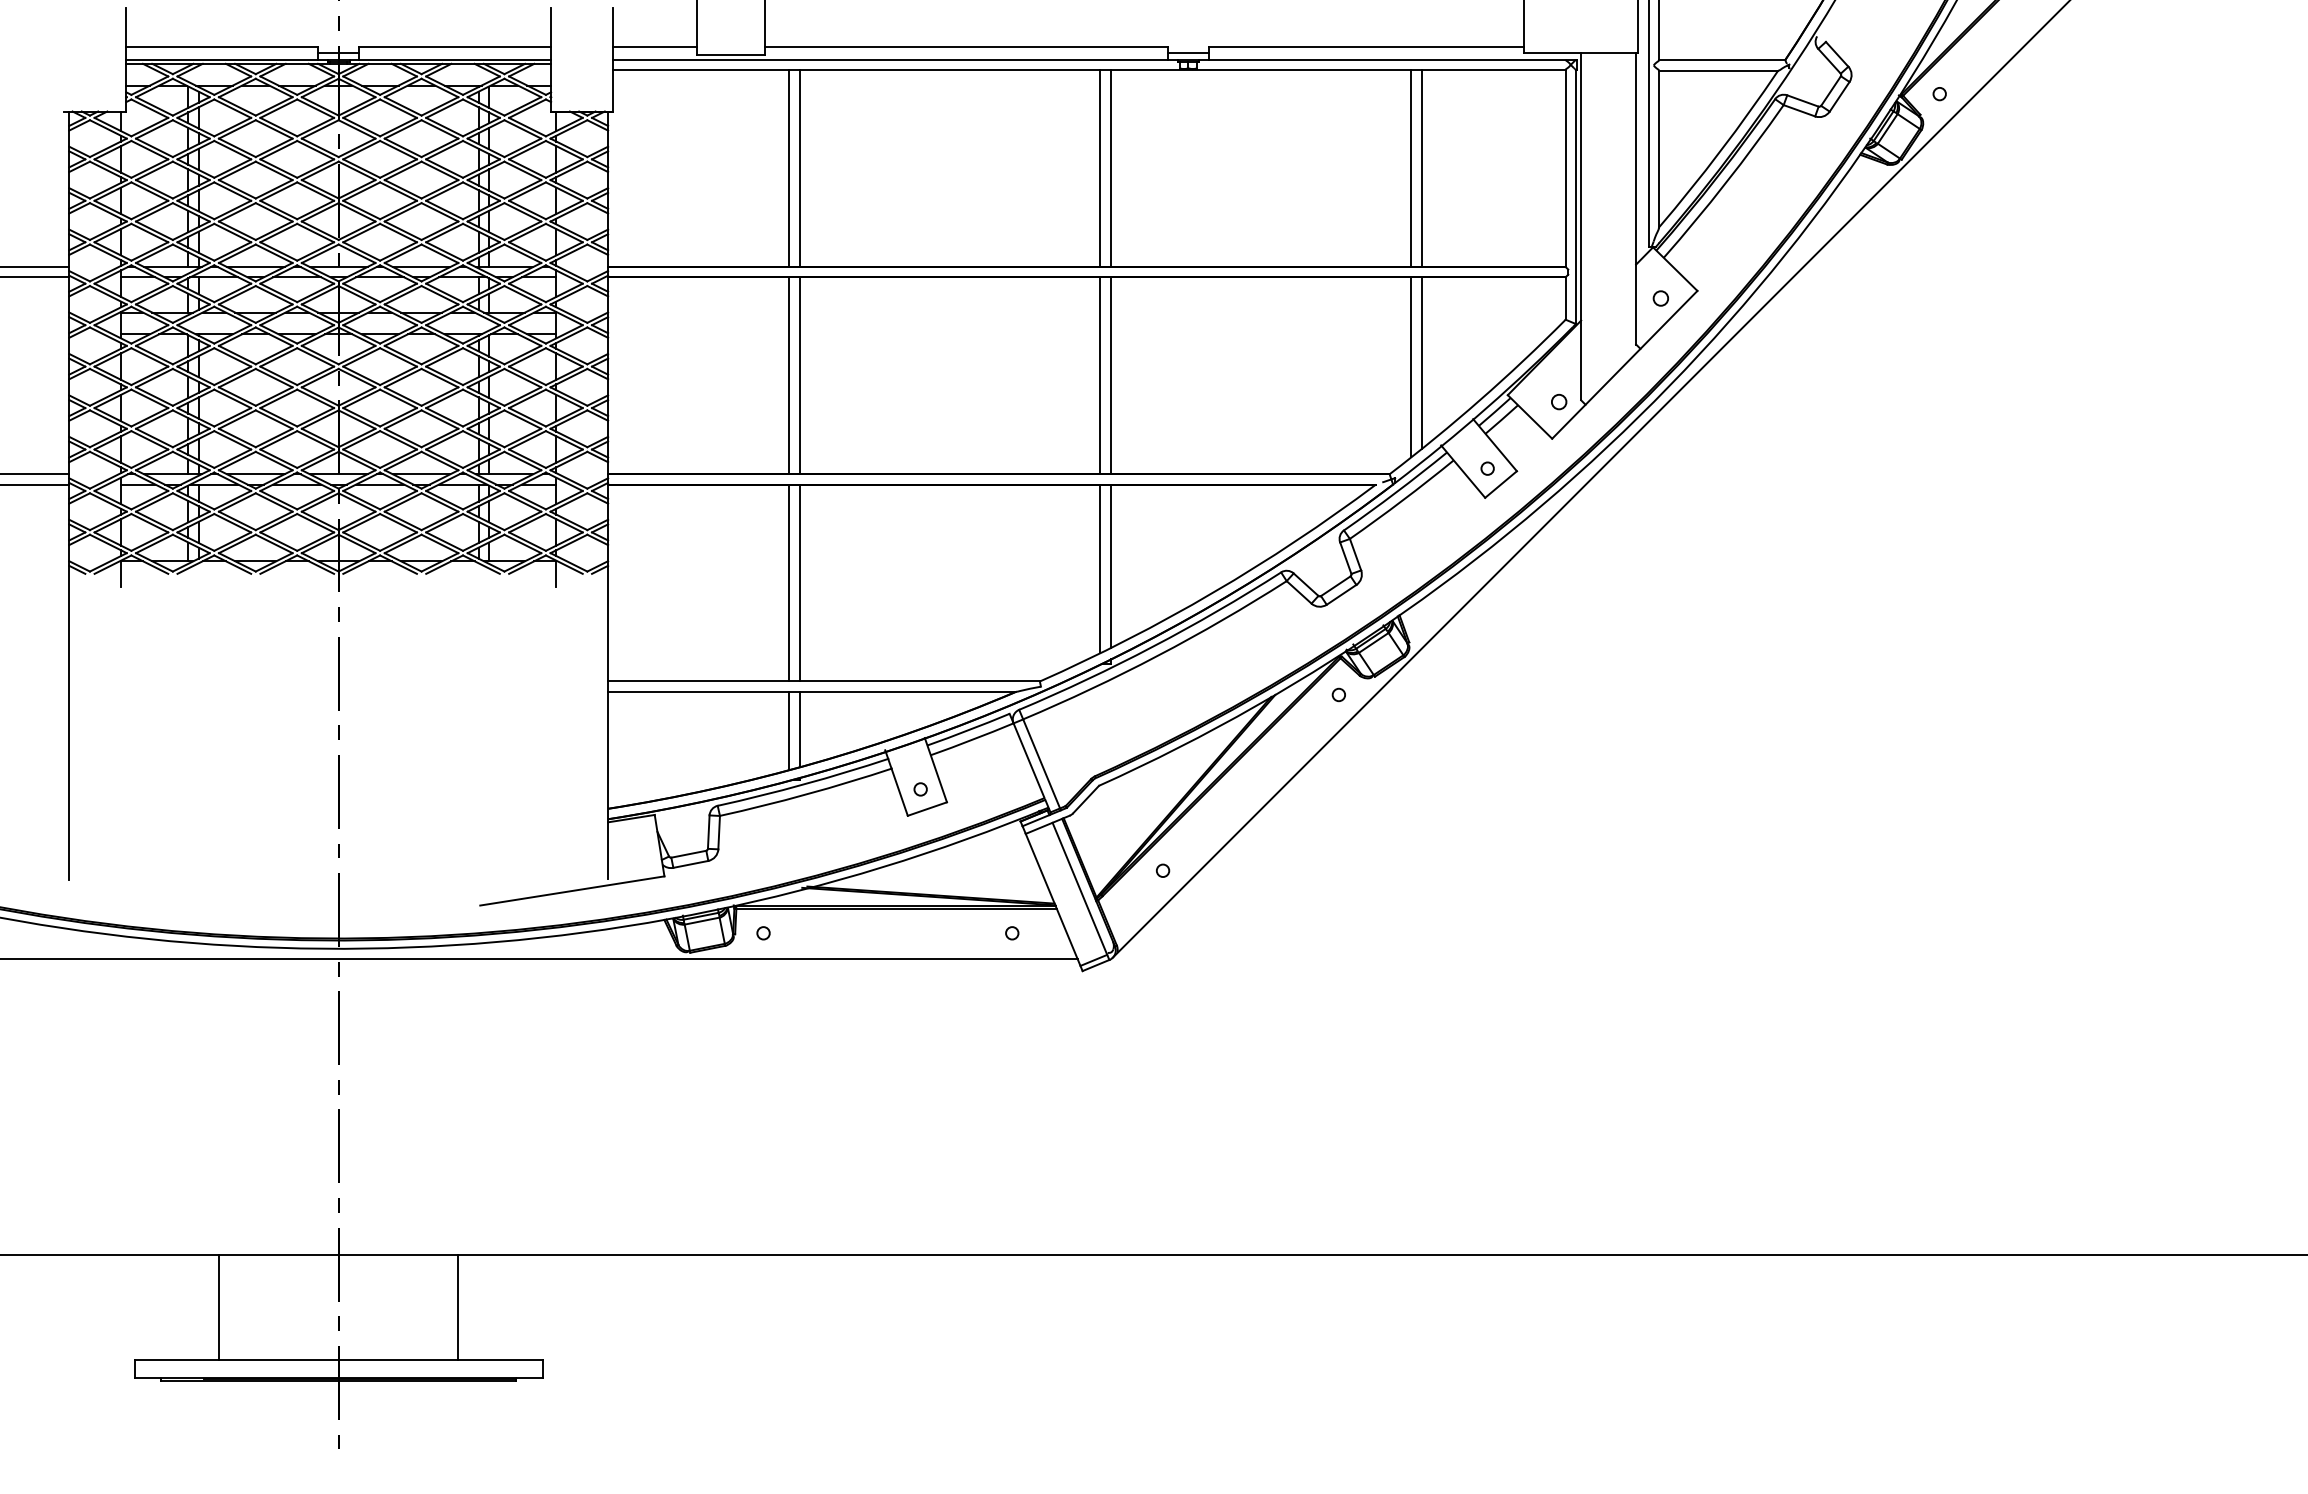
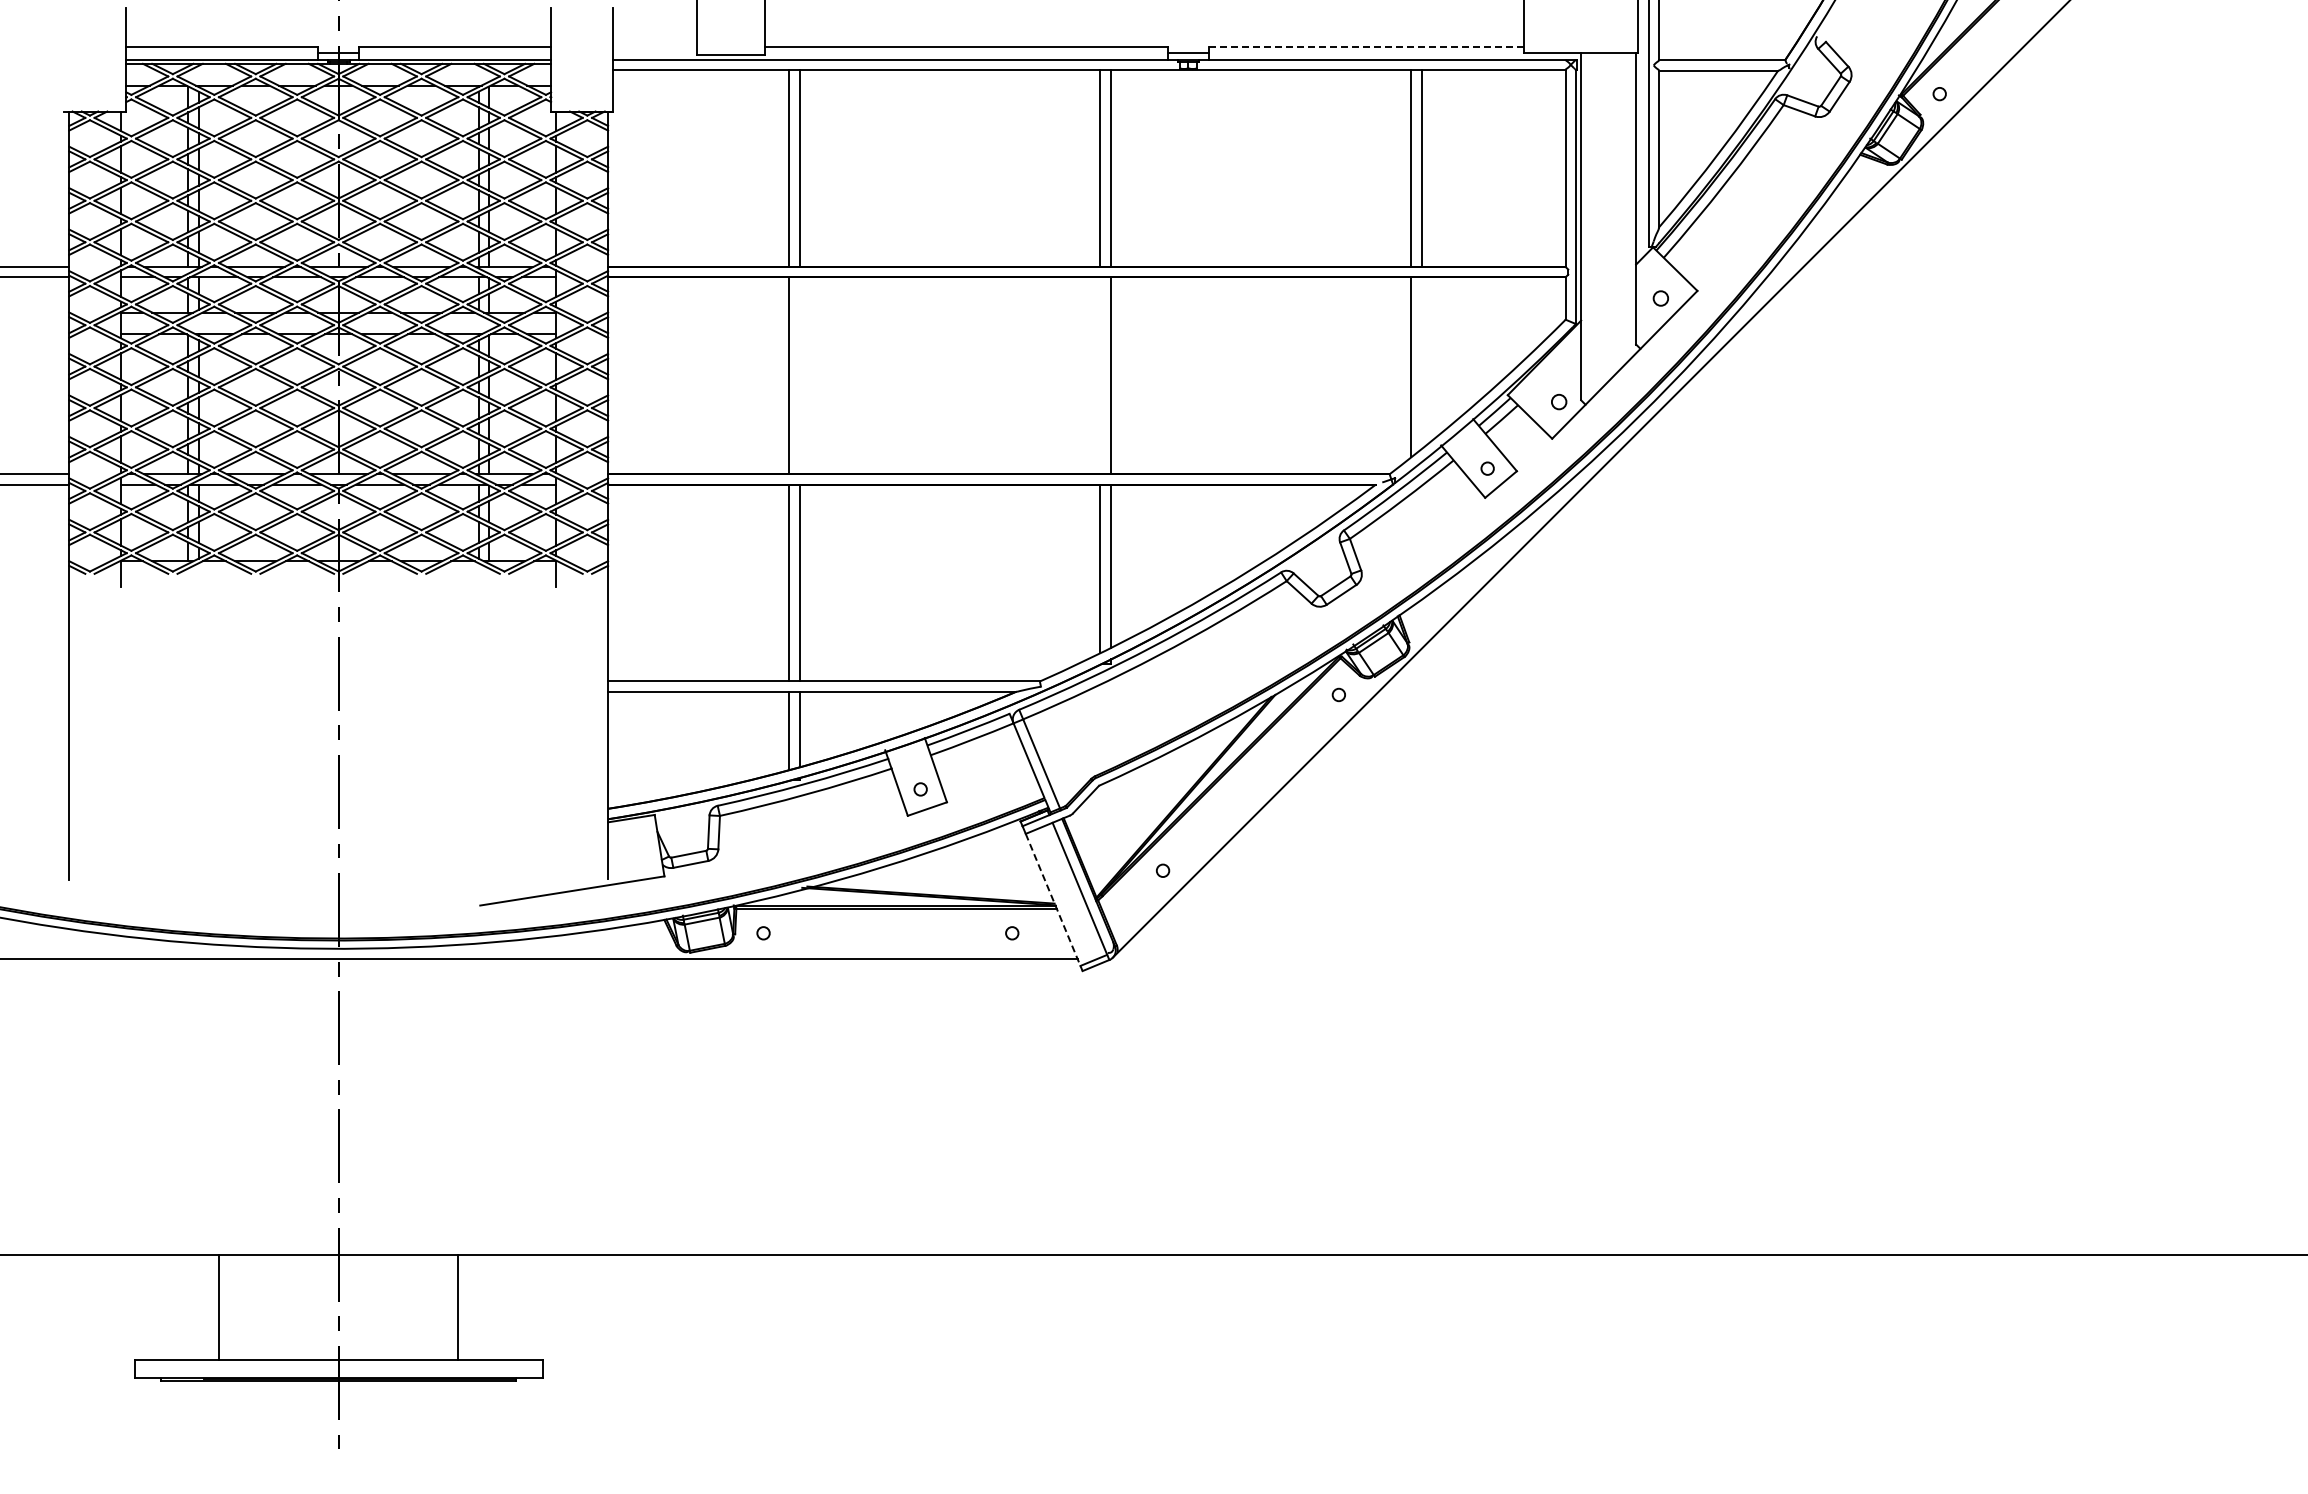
line: present -> none (655, 47)
line: solid -> dashed (1366, 47)
line: present -> none (1421, 362)
line: present -> none (799, 375)
line: present -> none (1100, 375)
line: solid -> dashed (1054, 902)
